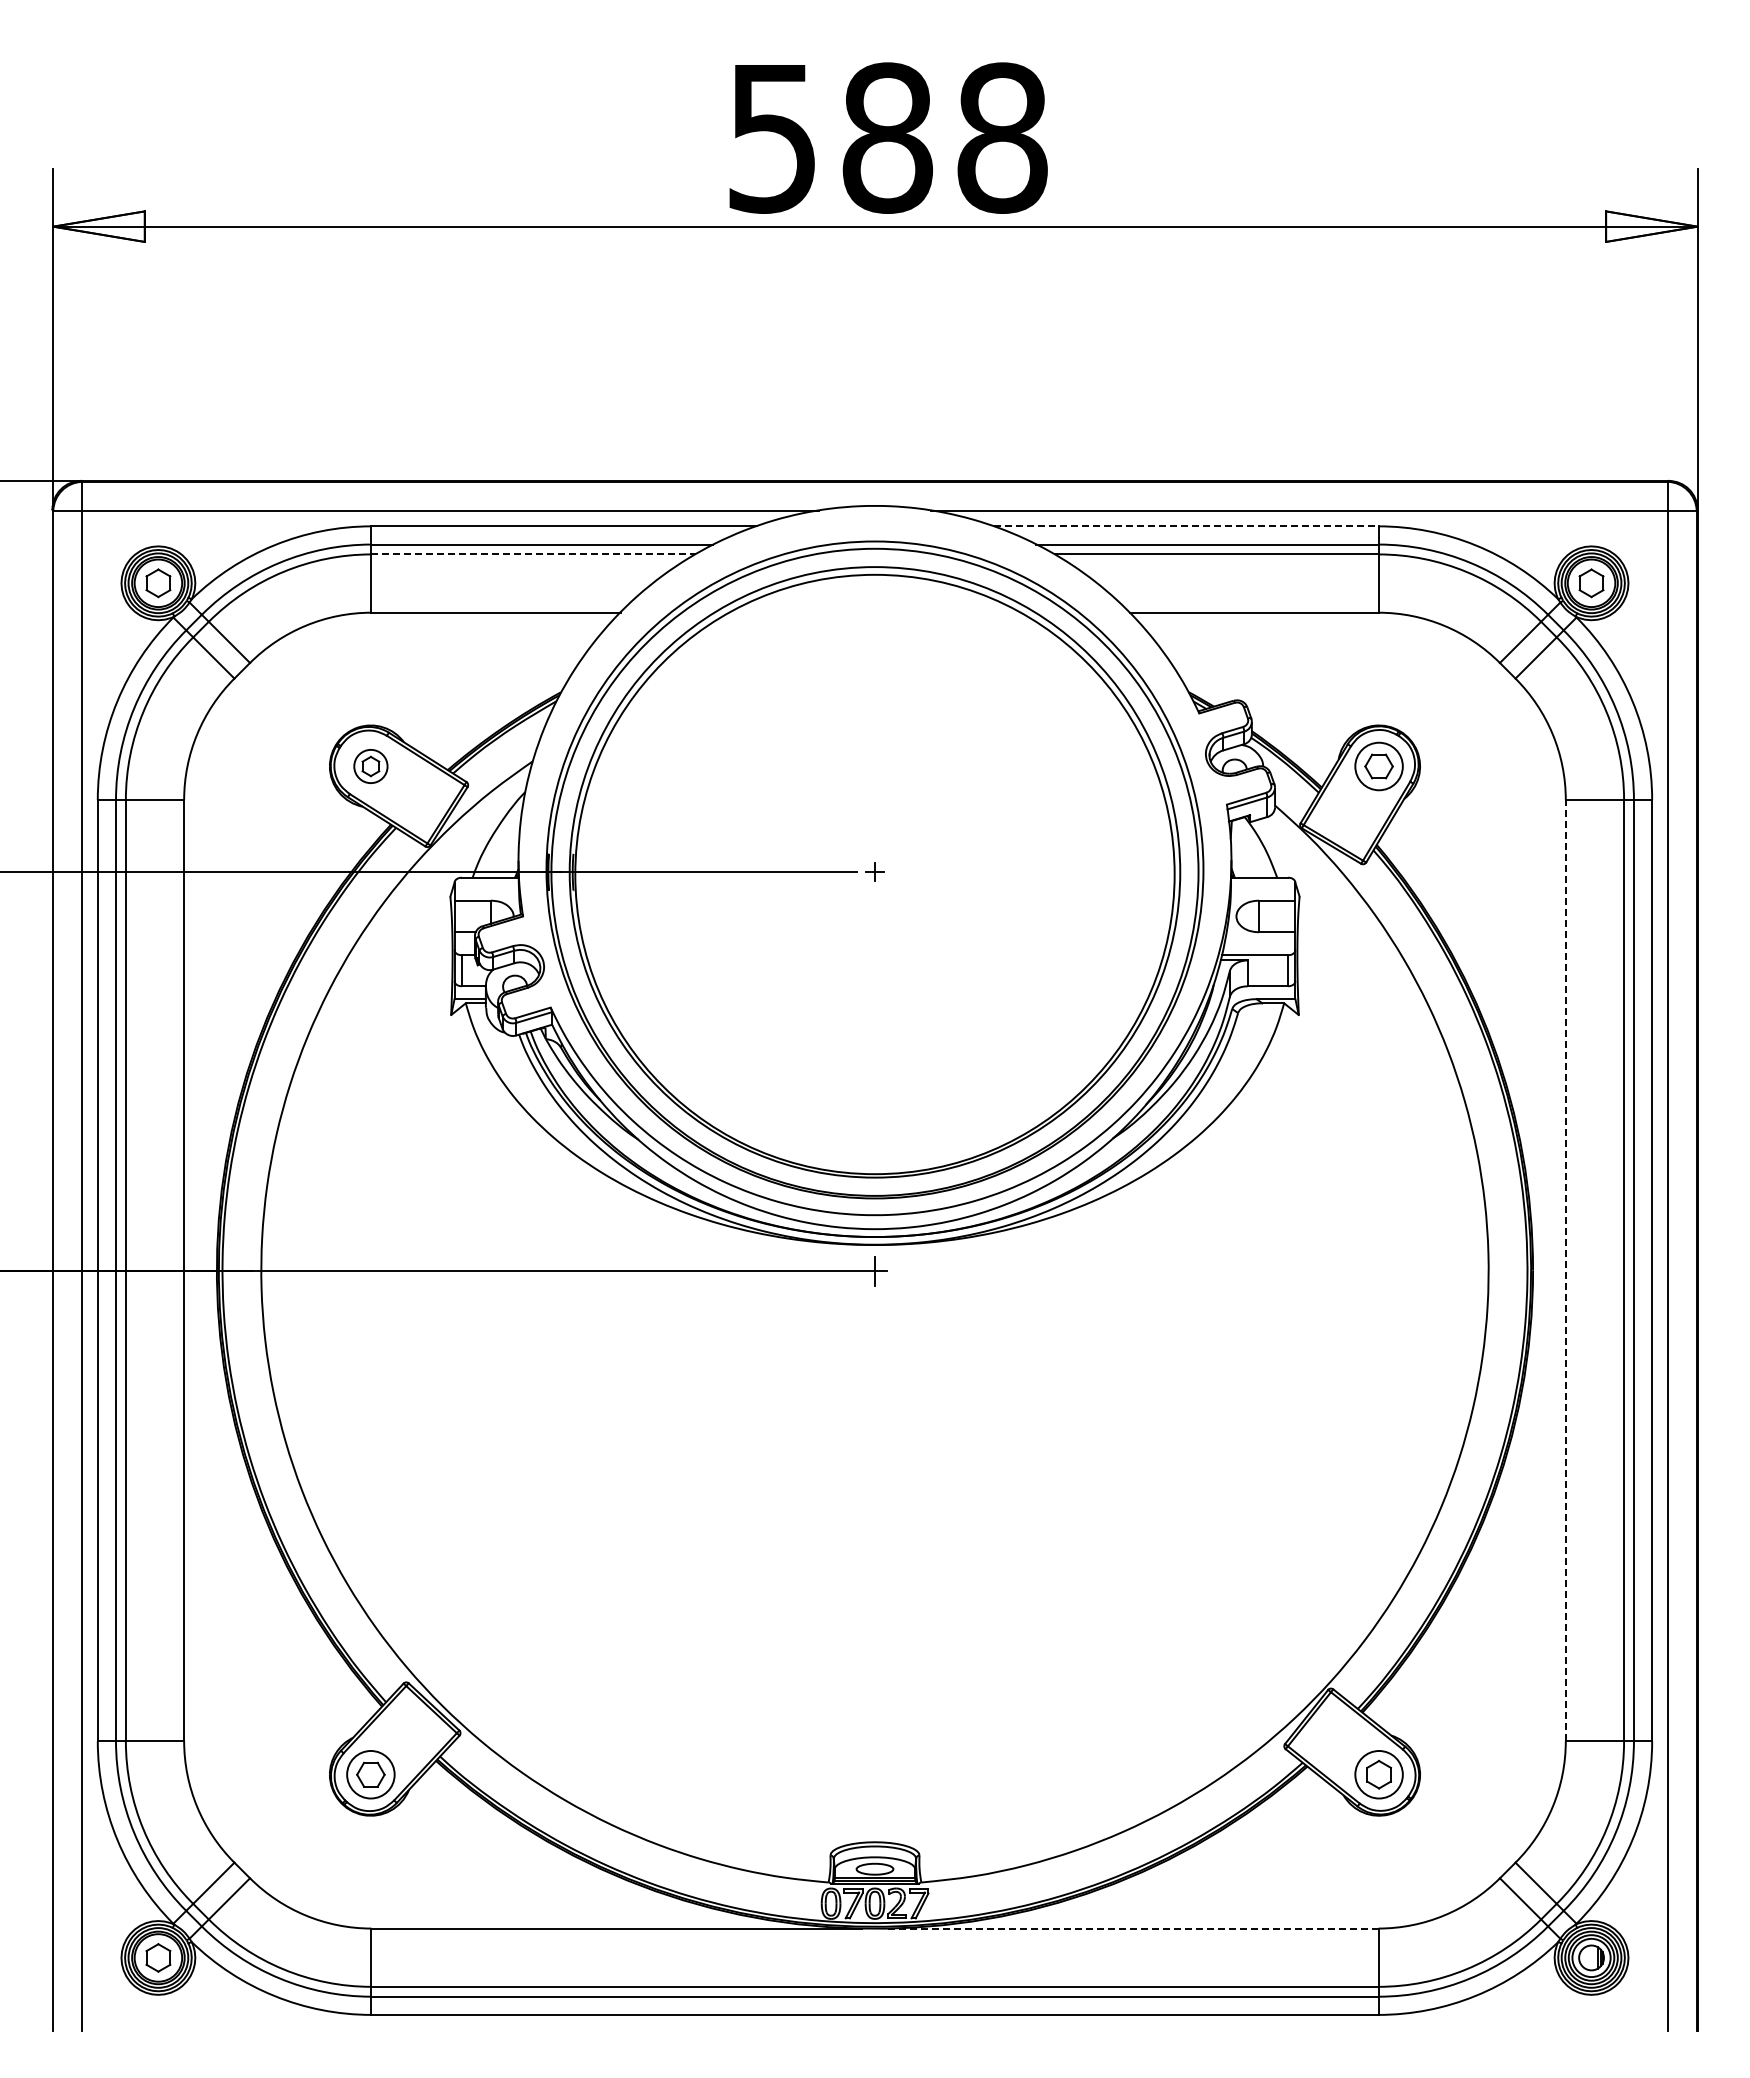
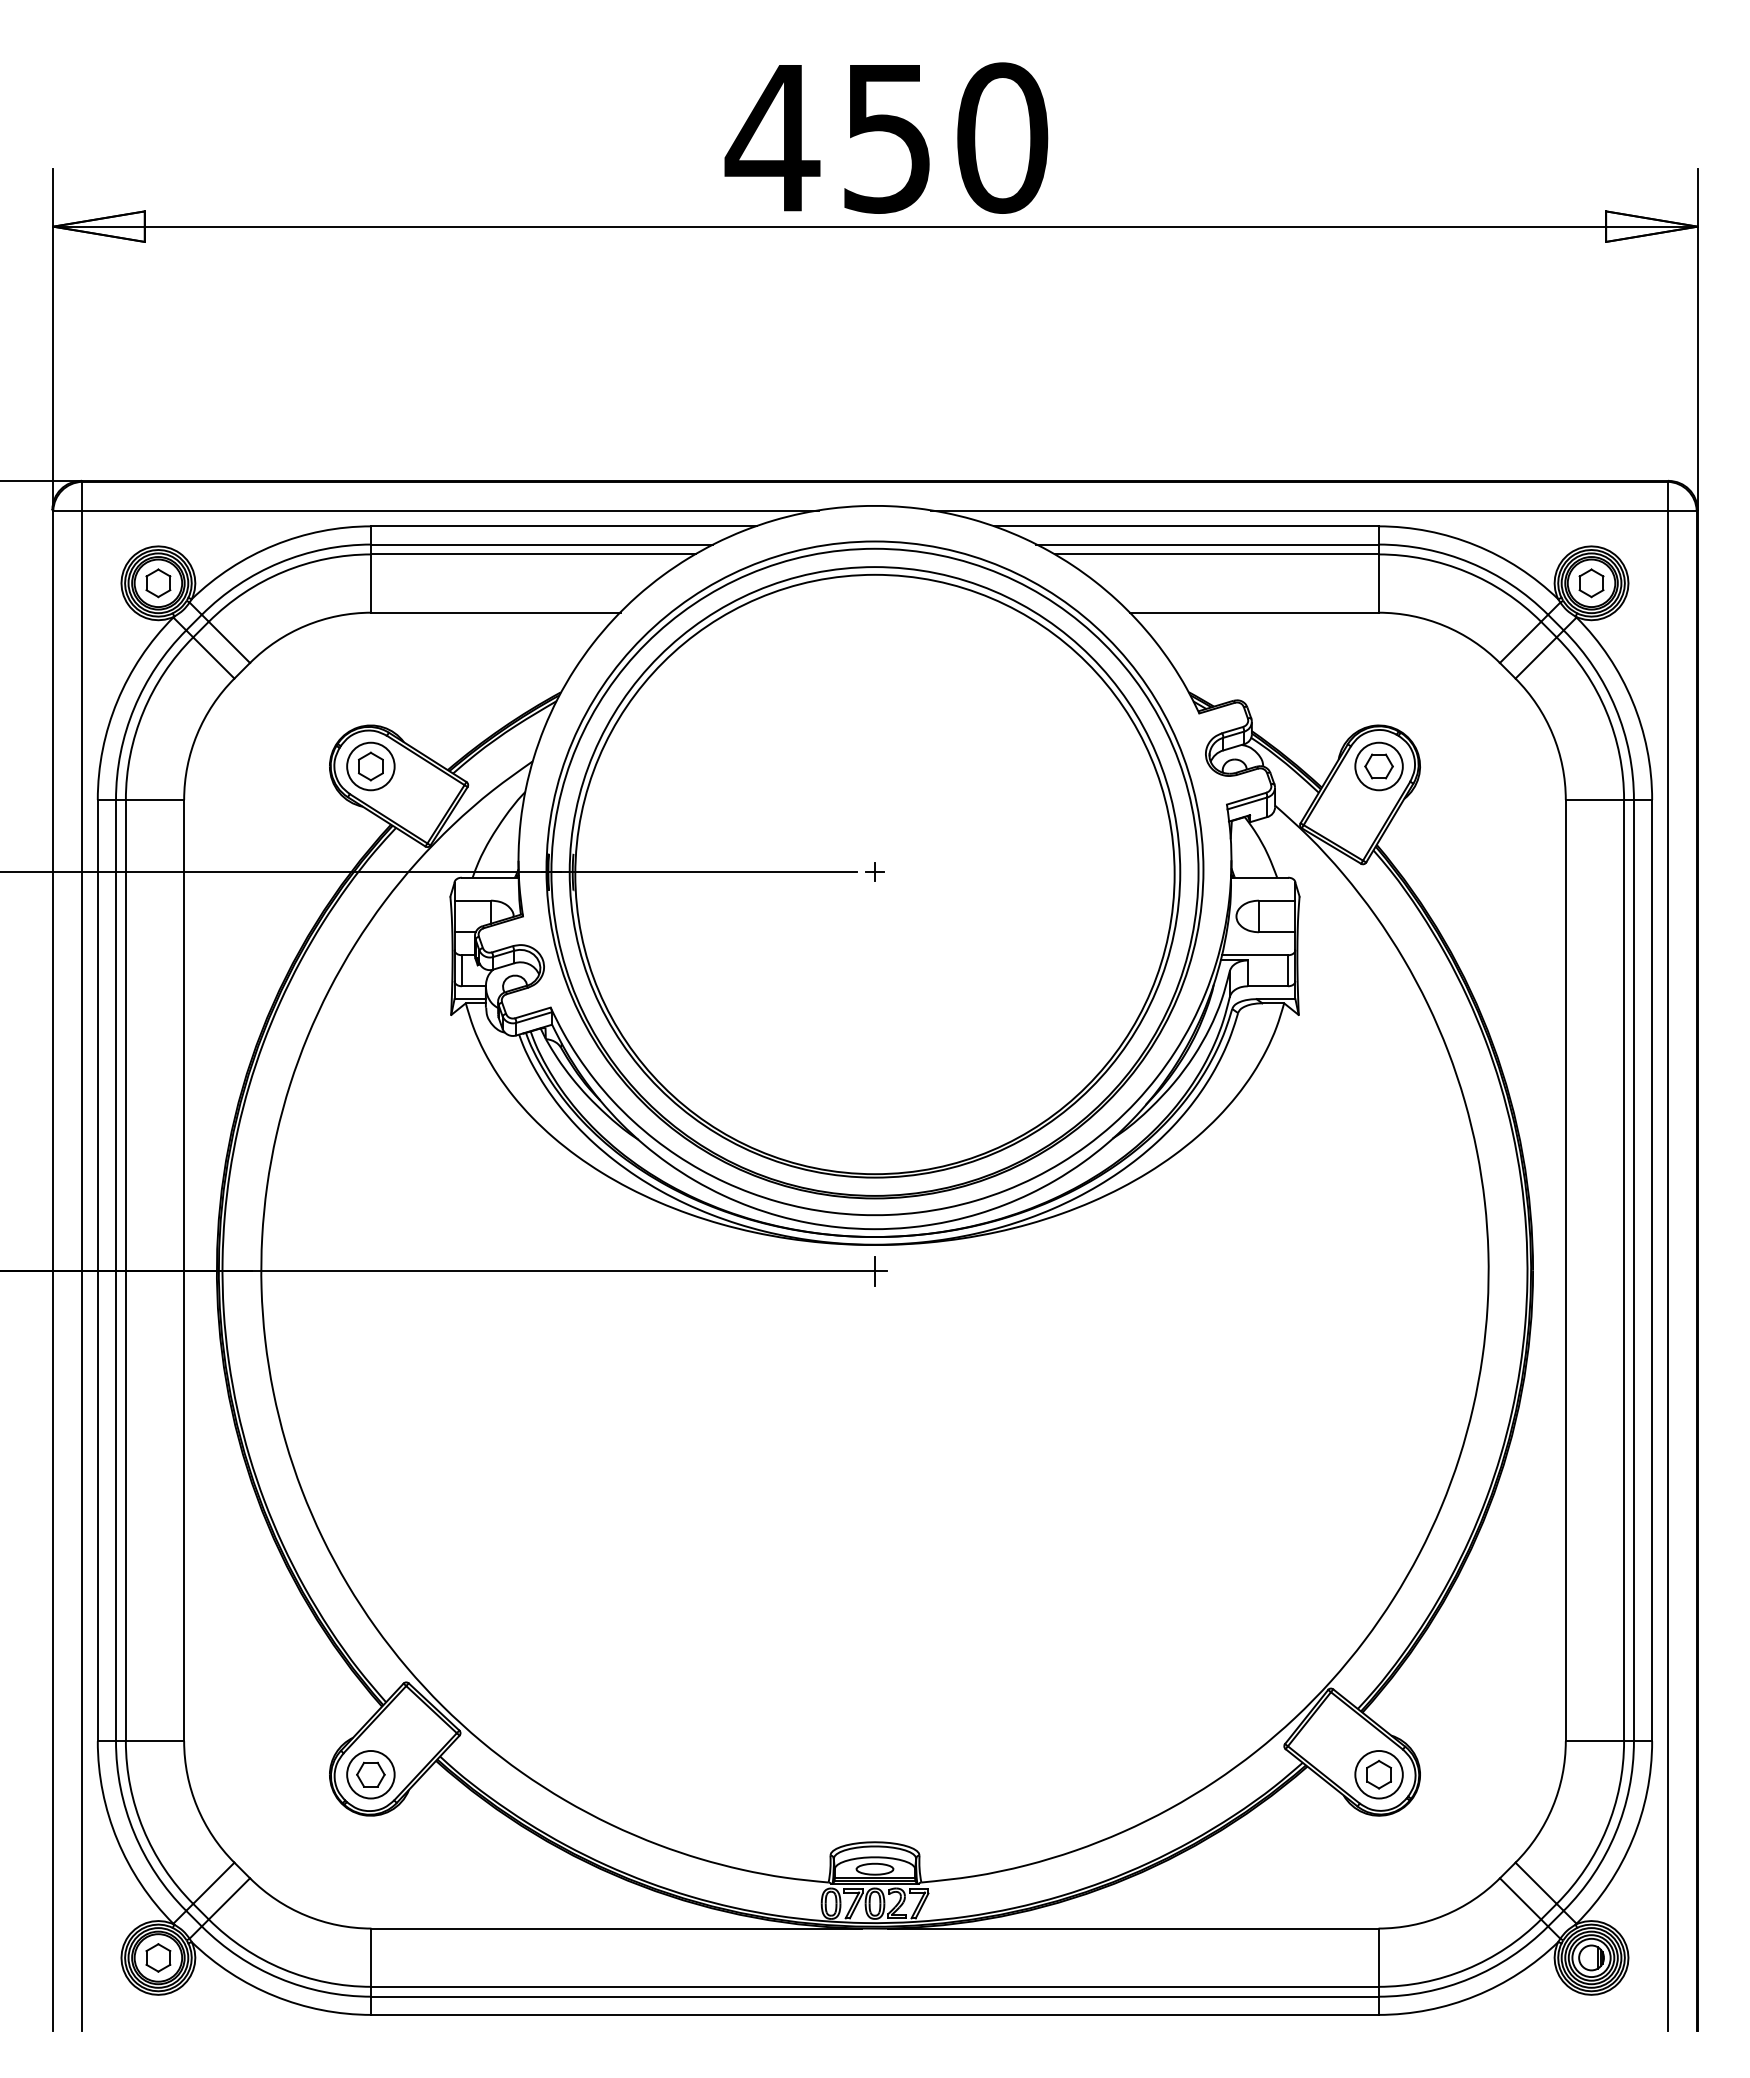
text: 588 -> 450 (886, 137)
line: dashed -> solid (1186, 526)
line: dashed -> solid (534, 554)
part size: 36x35 px -> 50x51 px (370, 766)
line: dashed -> solid (1565, 1270)
line: dashed -> solid (1133, 1928)
